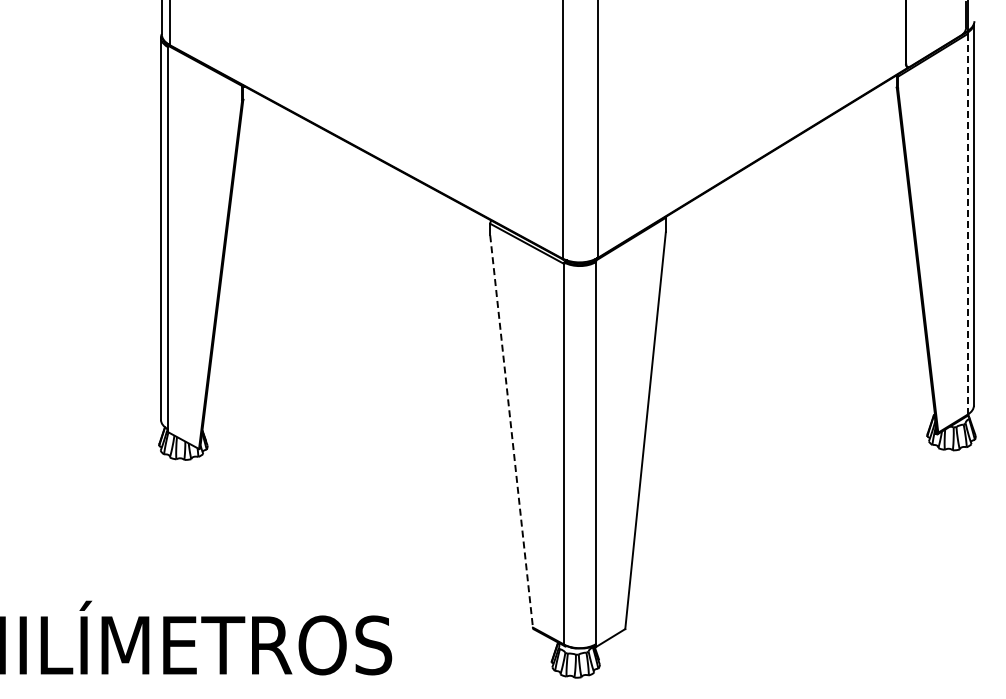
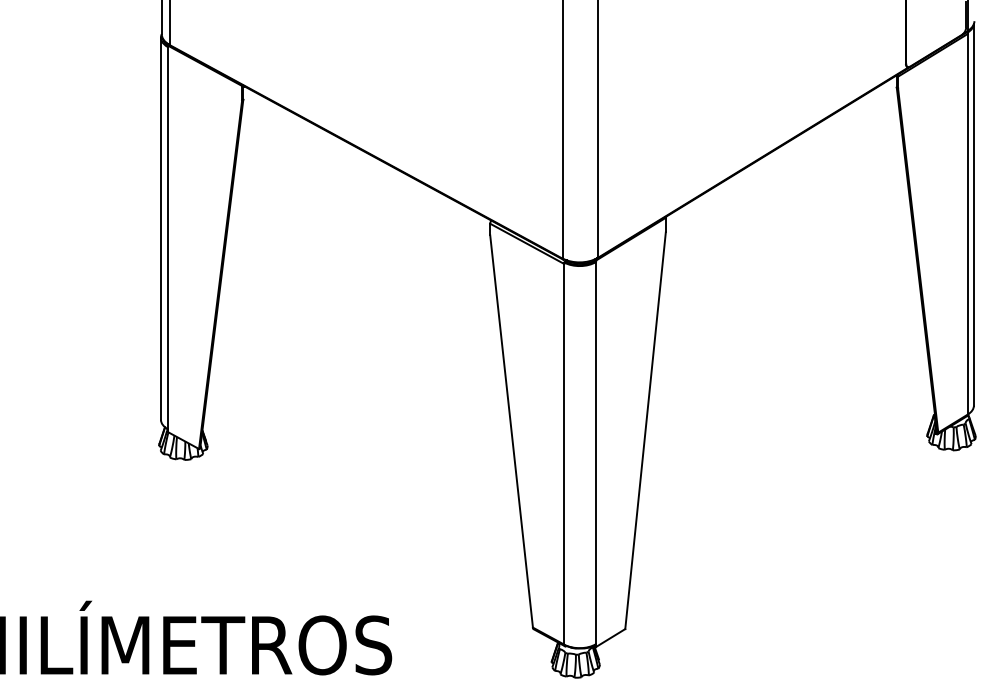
line: dashed -> solid (967, 223)
line: dashed -> solid (511, 431)
